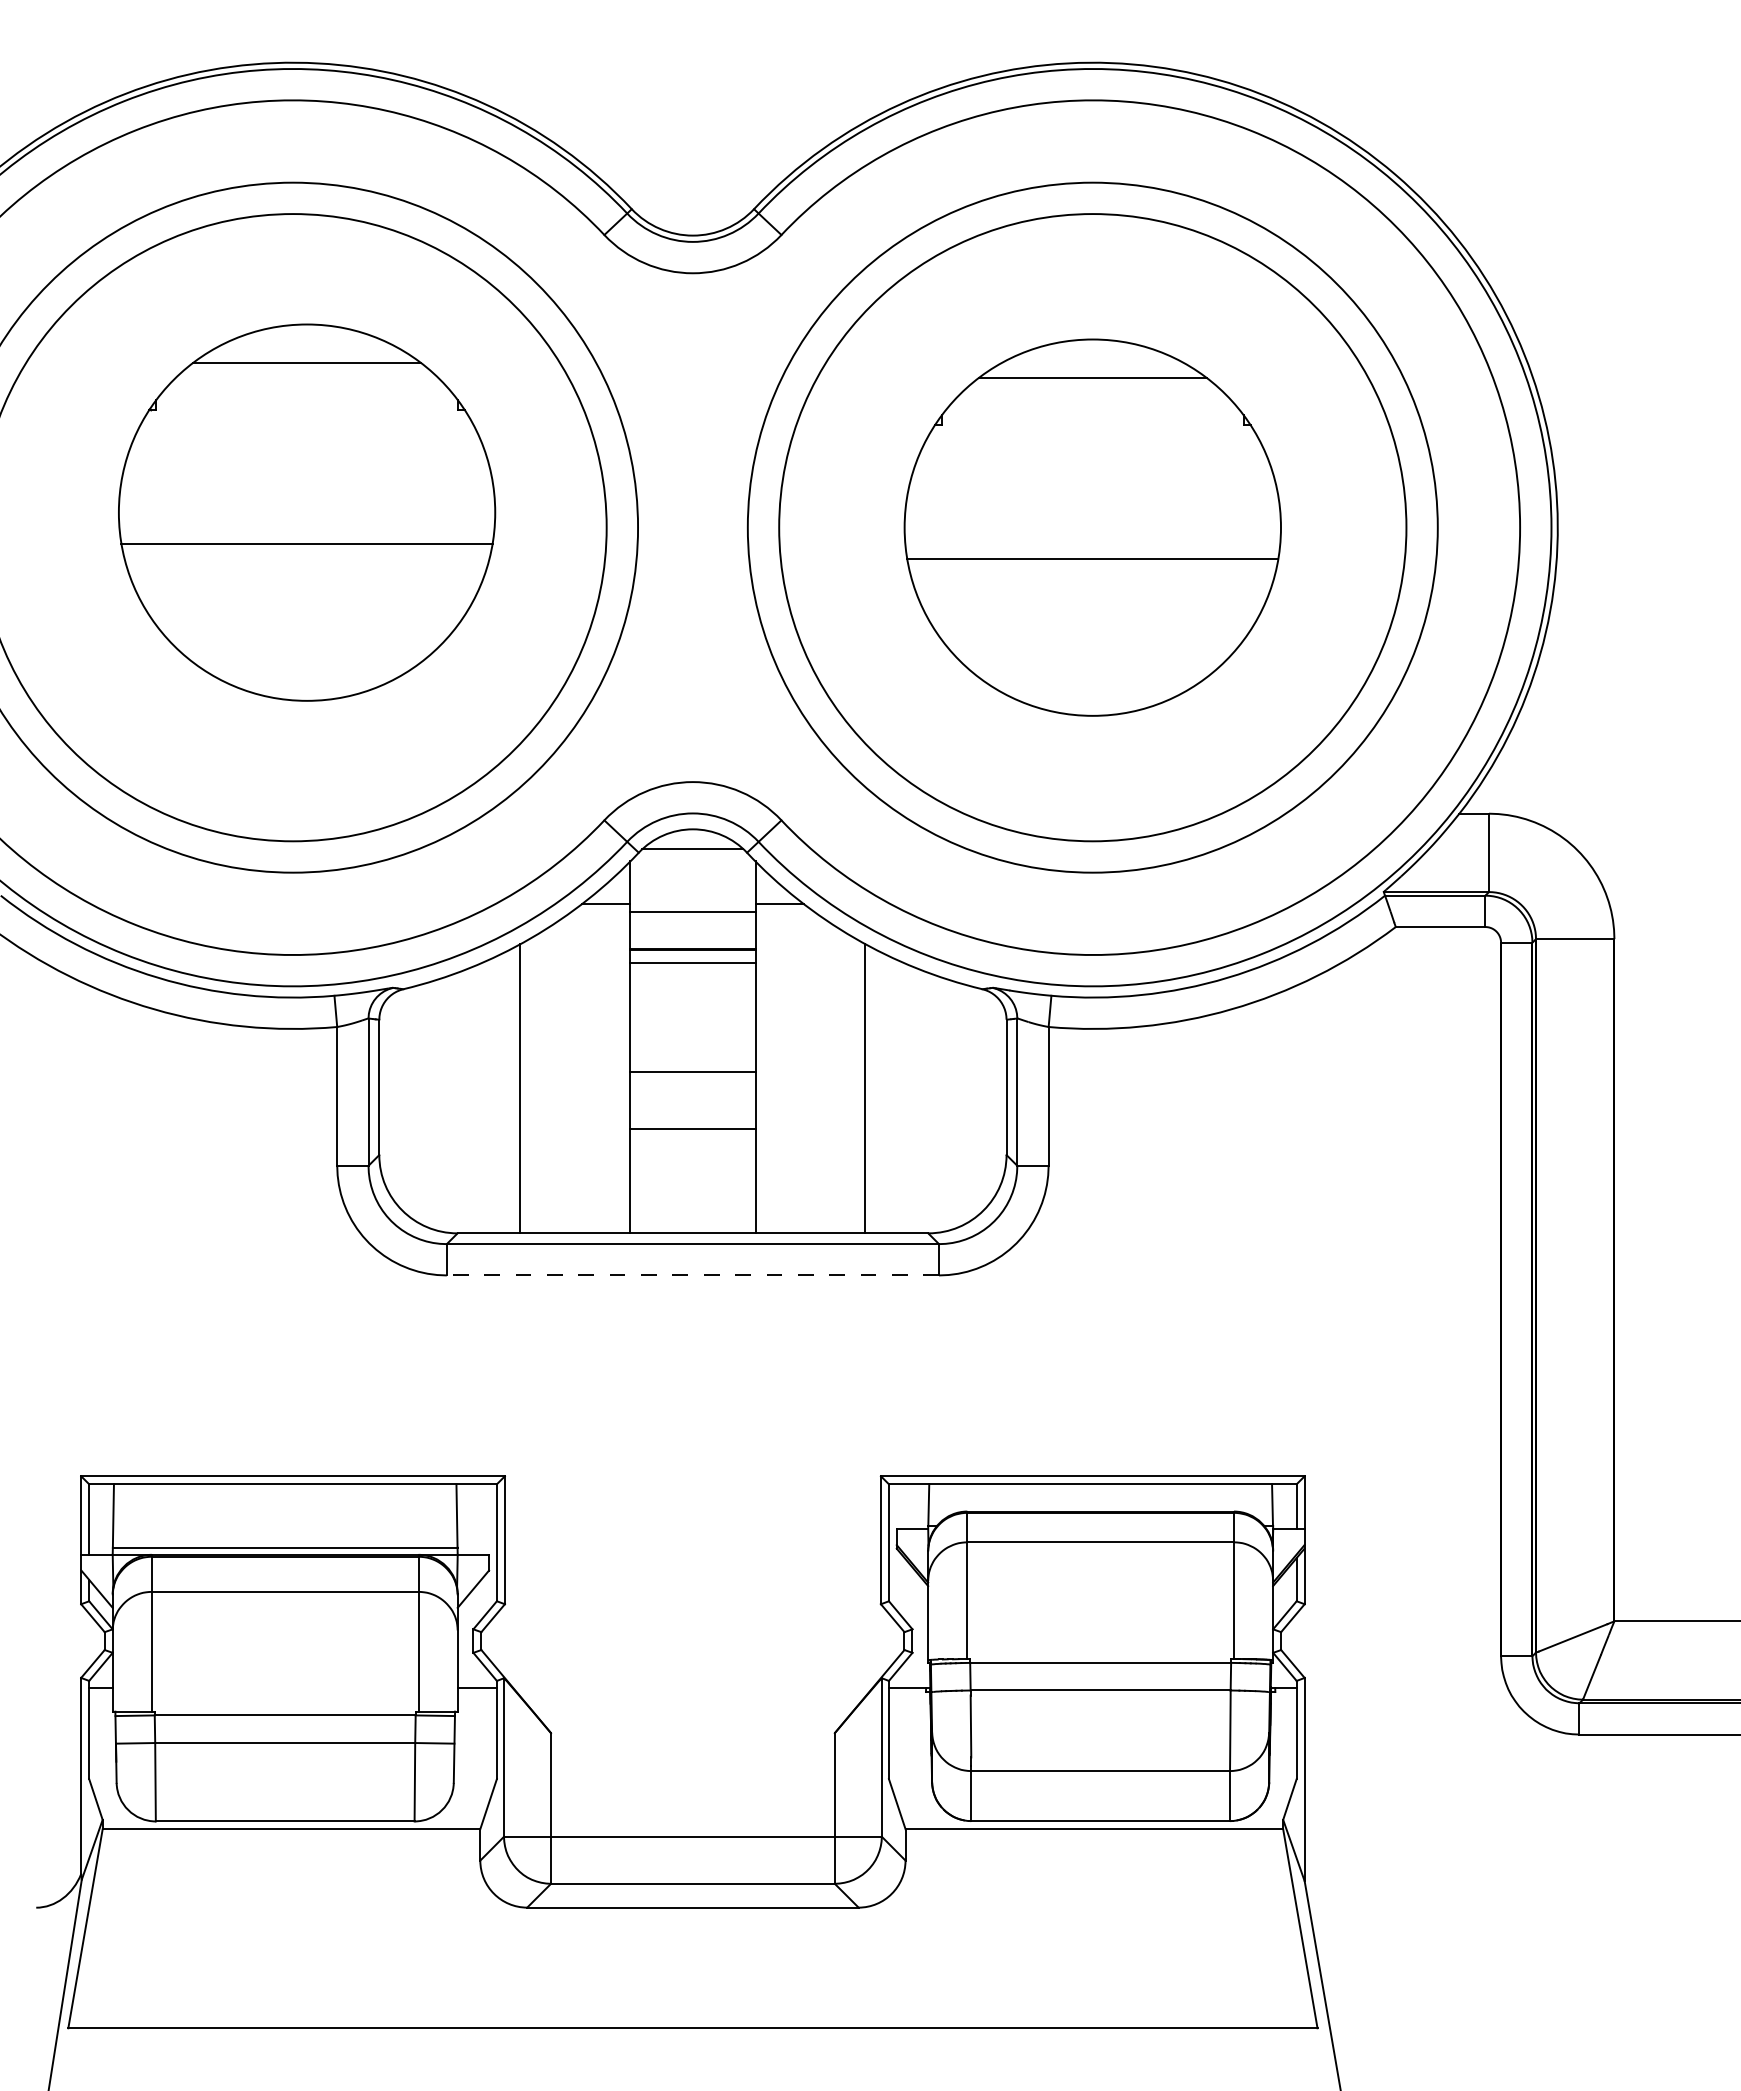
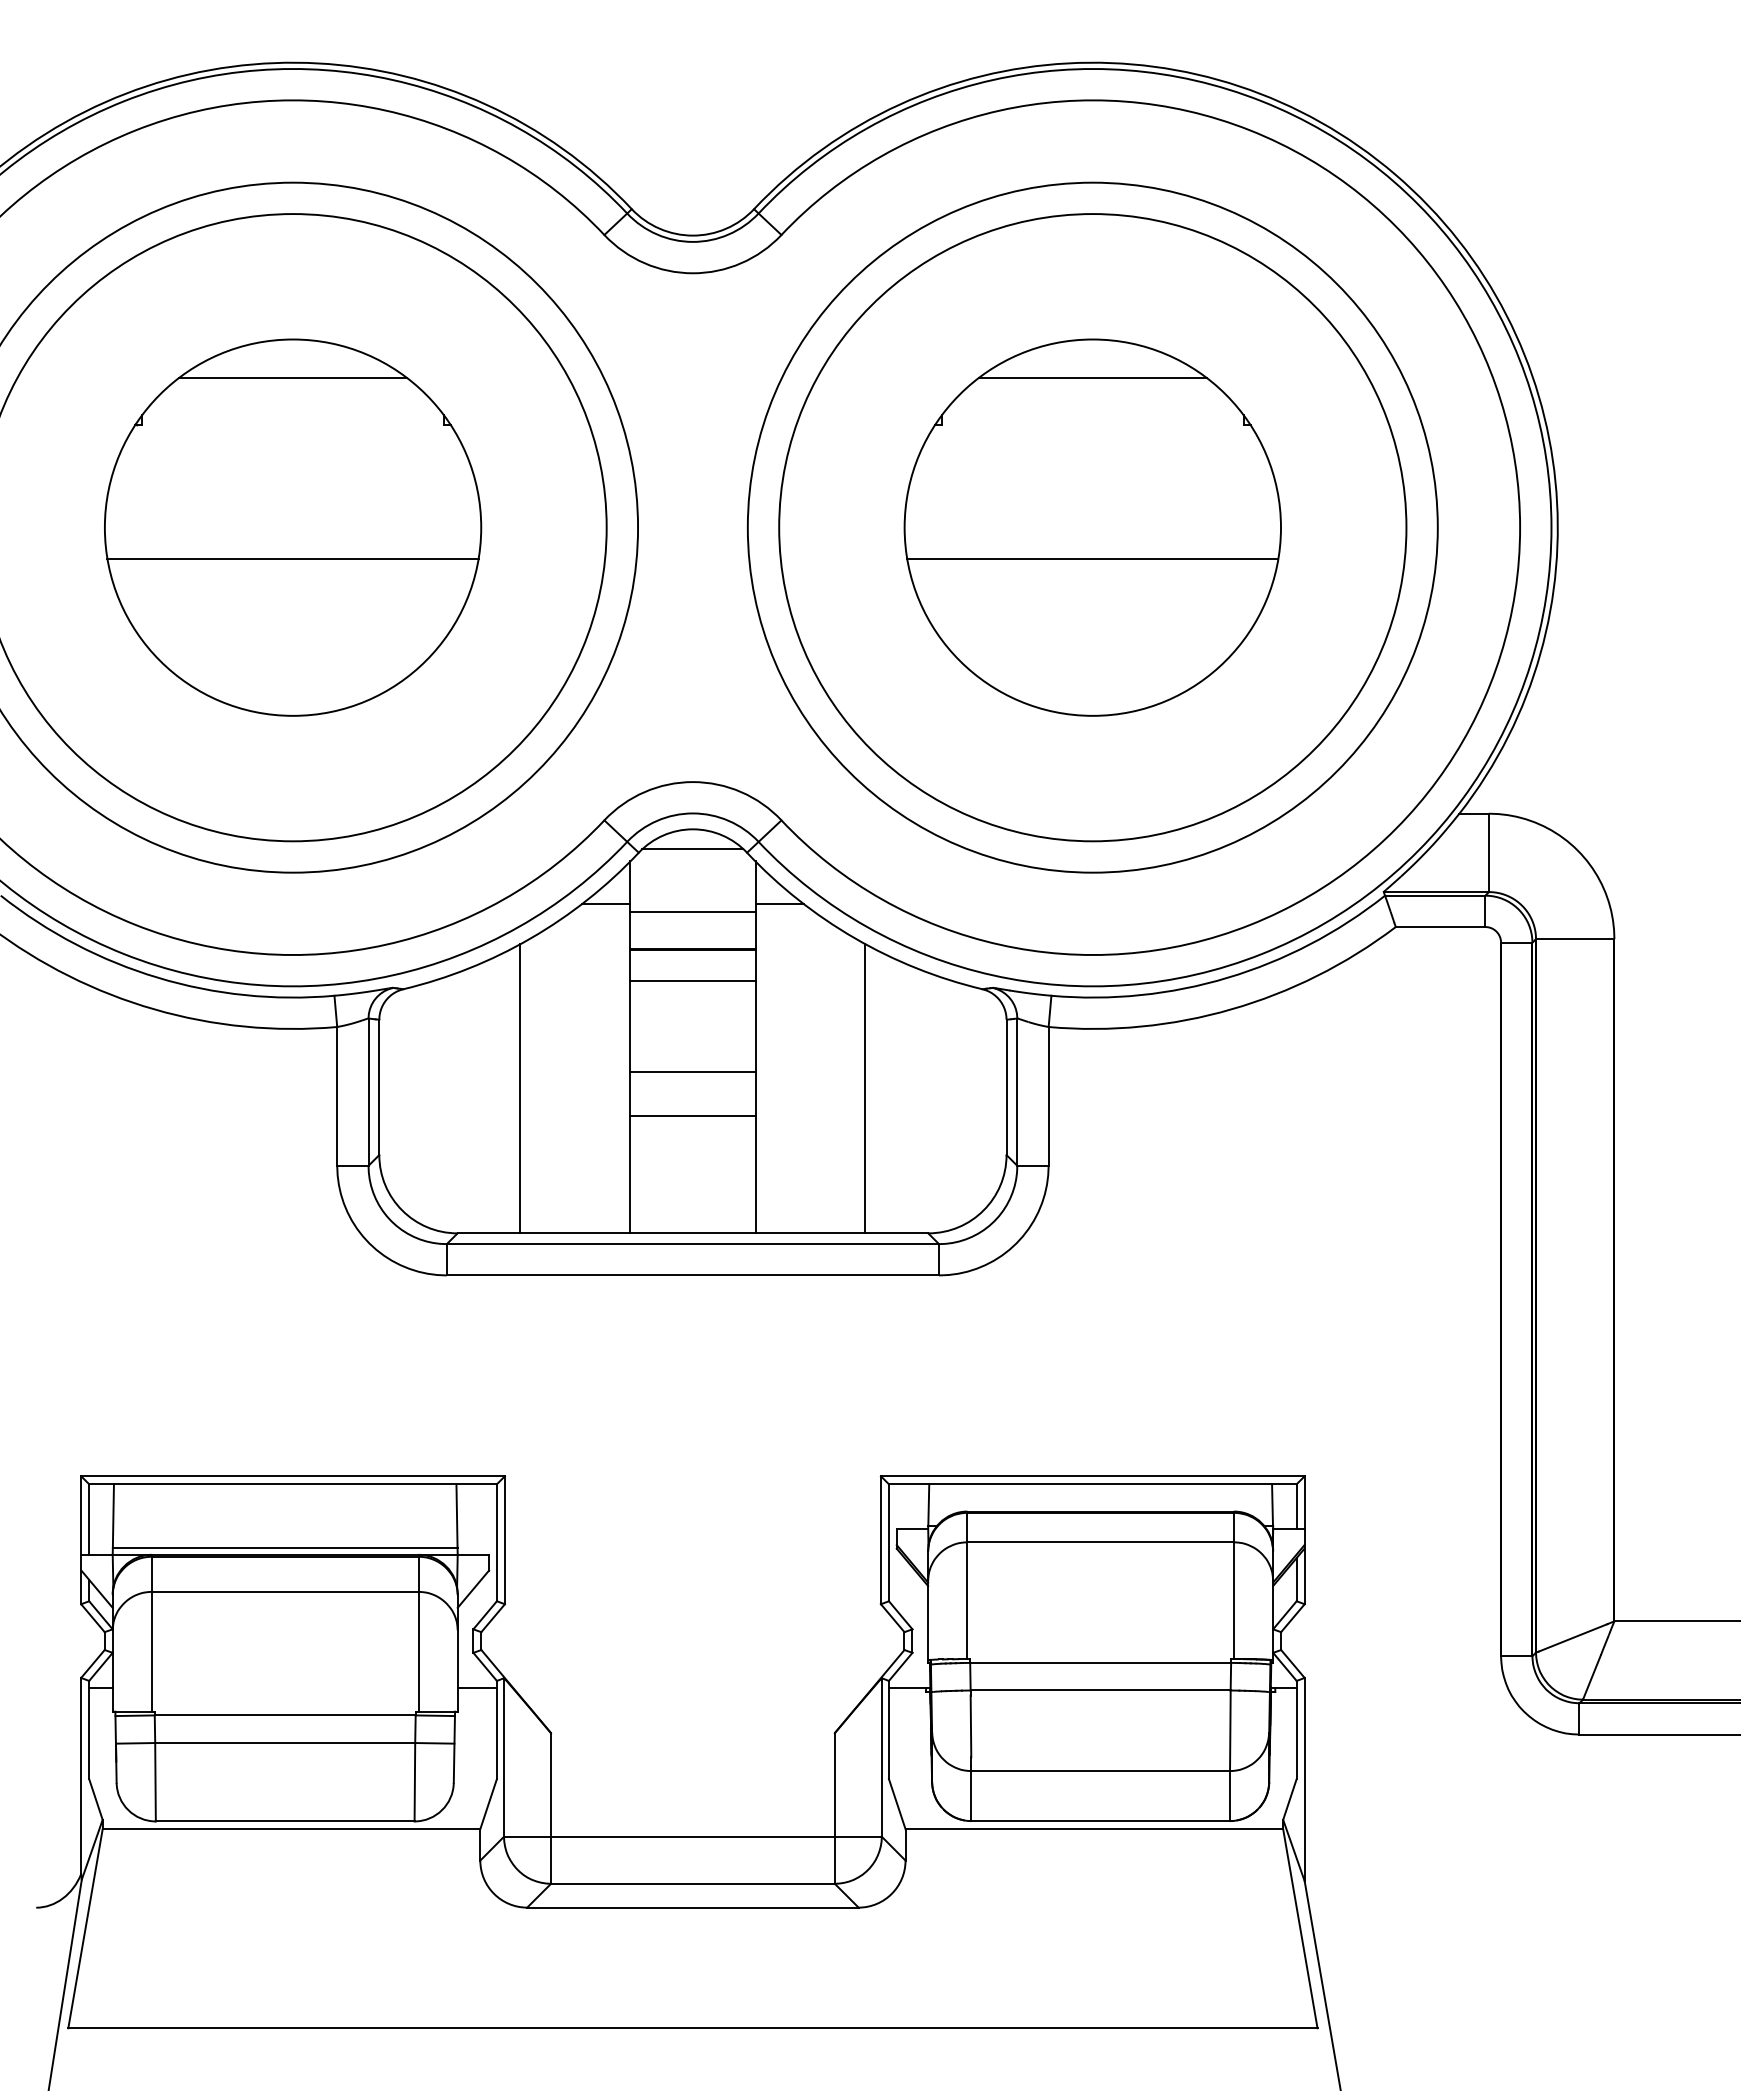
part position: (307, 512) -> (293, 527) (293, 527)
line position: (692, 962) -> (692, 980) (692, 980)
line position: (692, 1129) -> (692, 1116) (692, 1116)
line: dashed -> solid (692, 1275)
